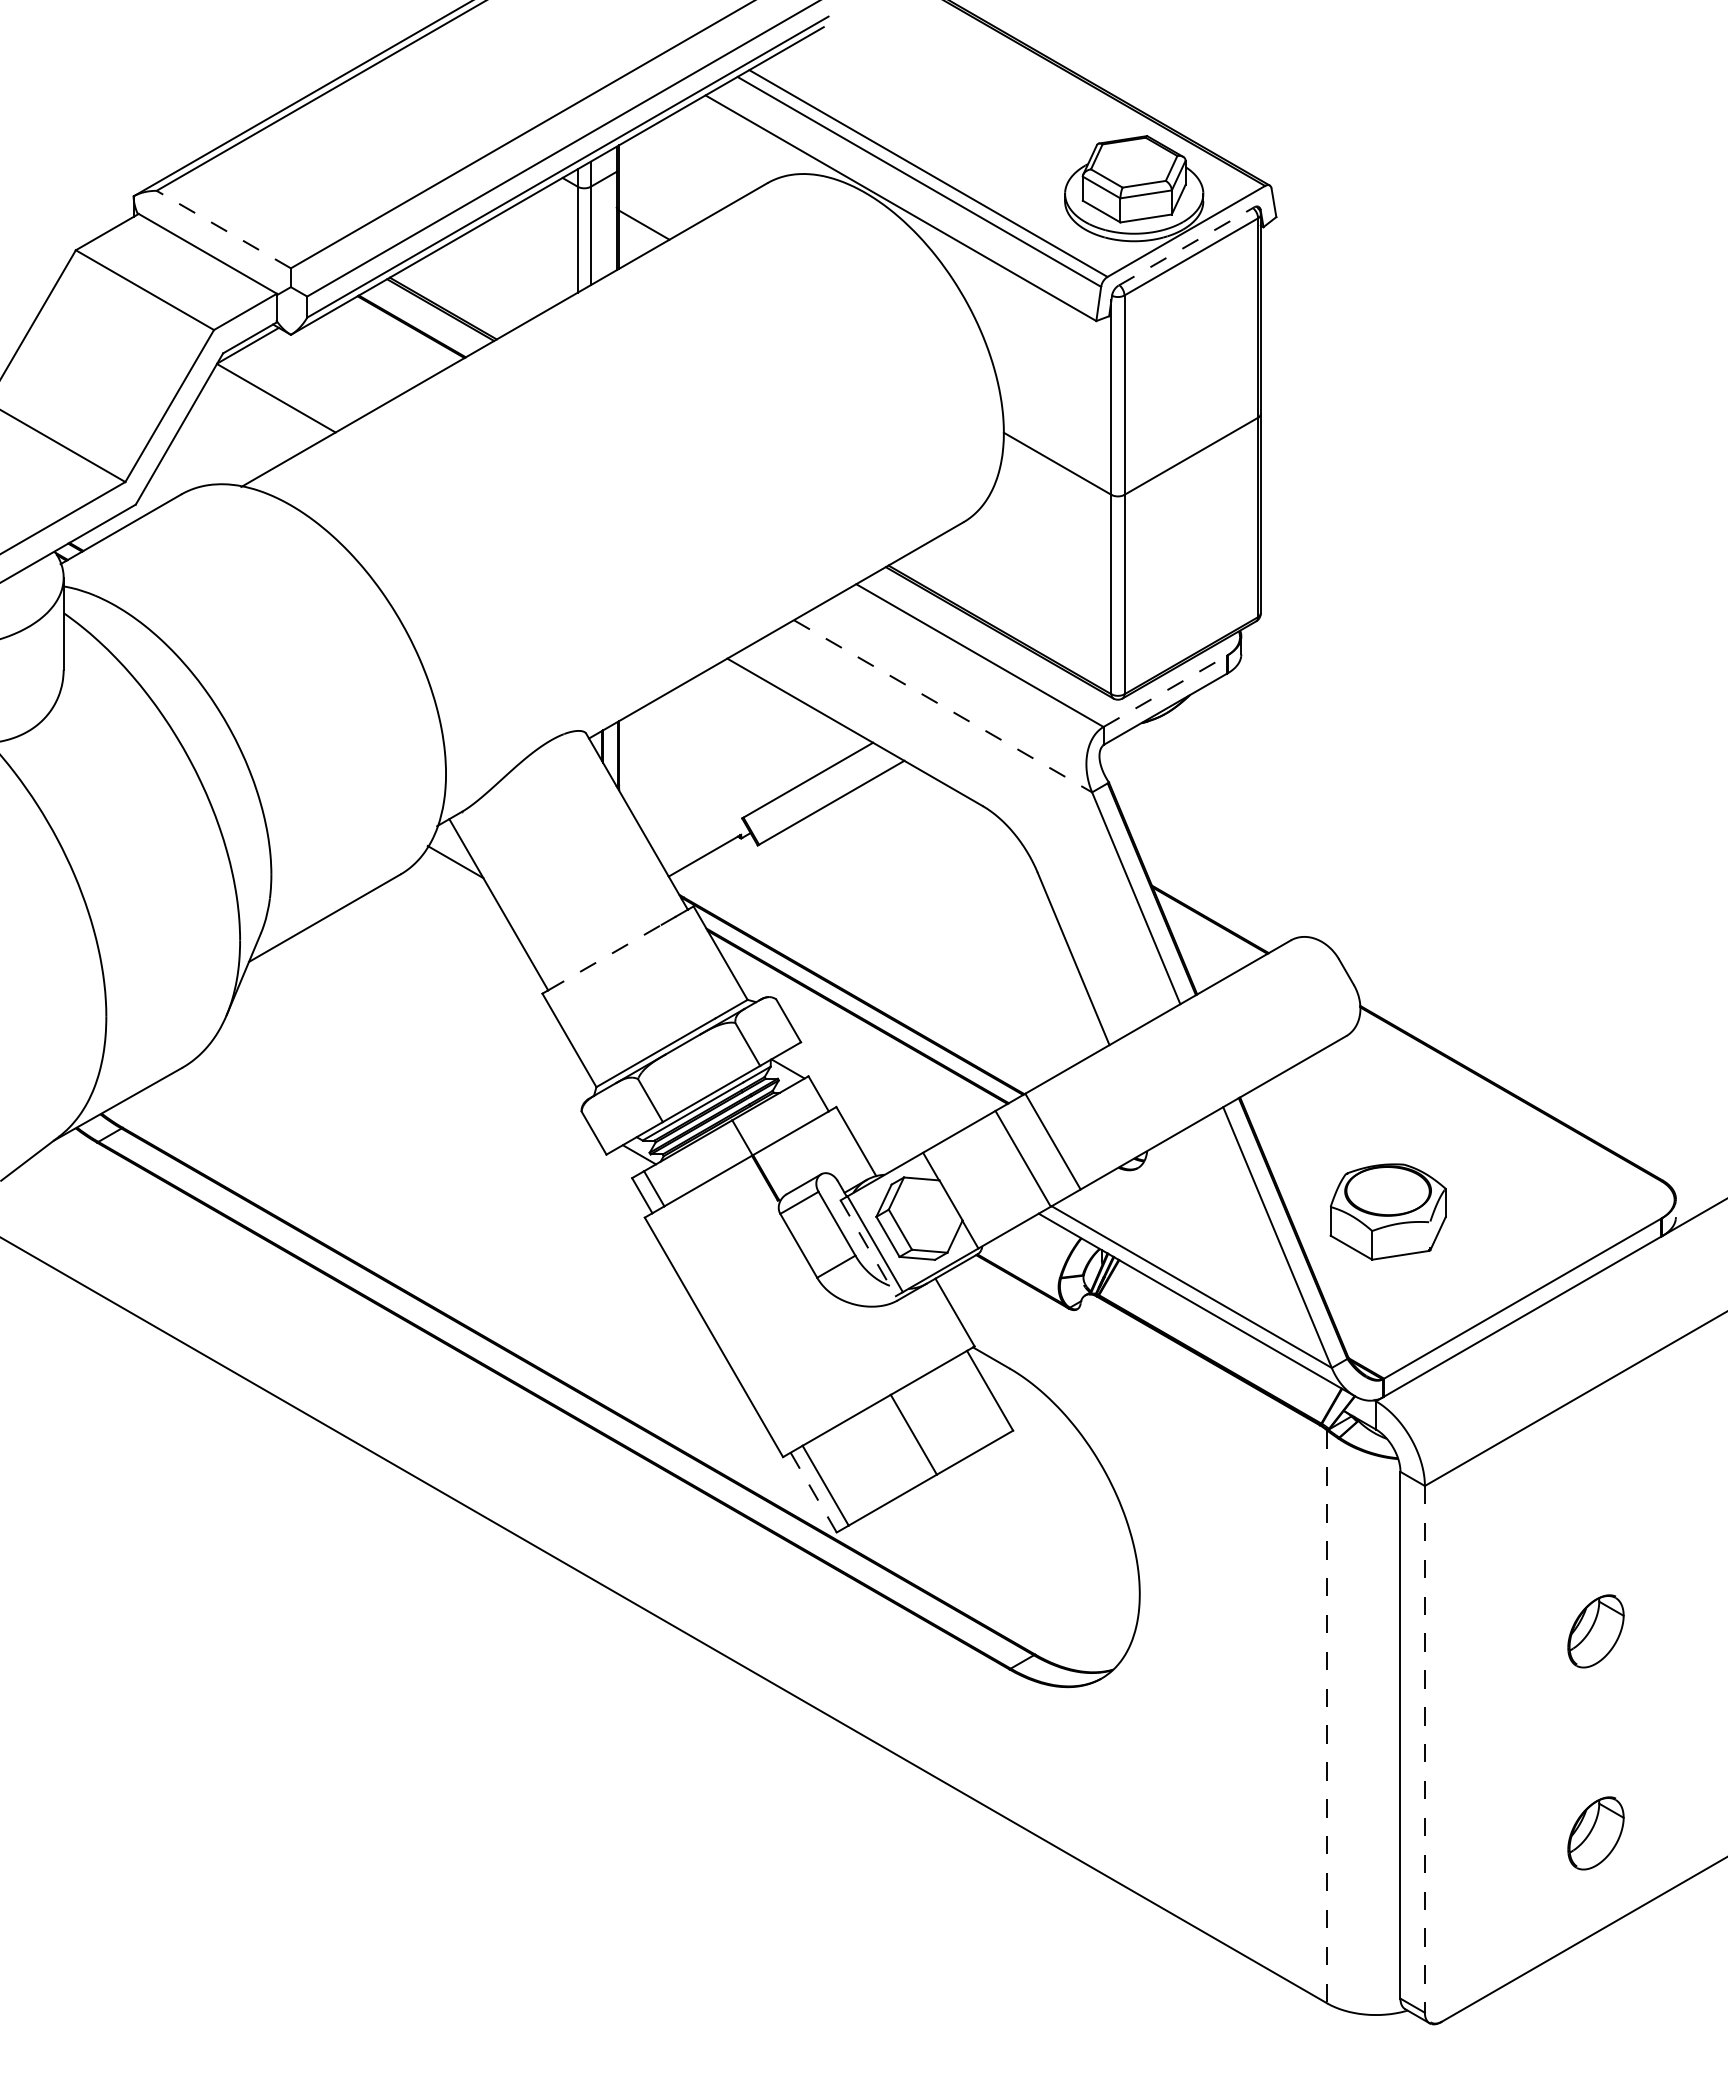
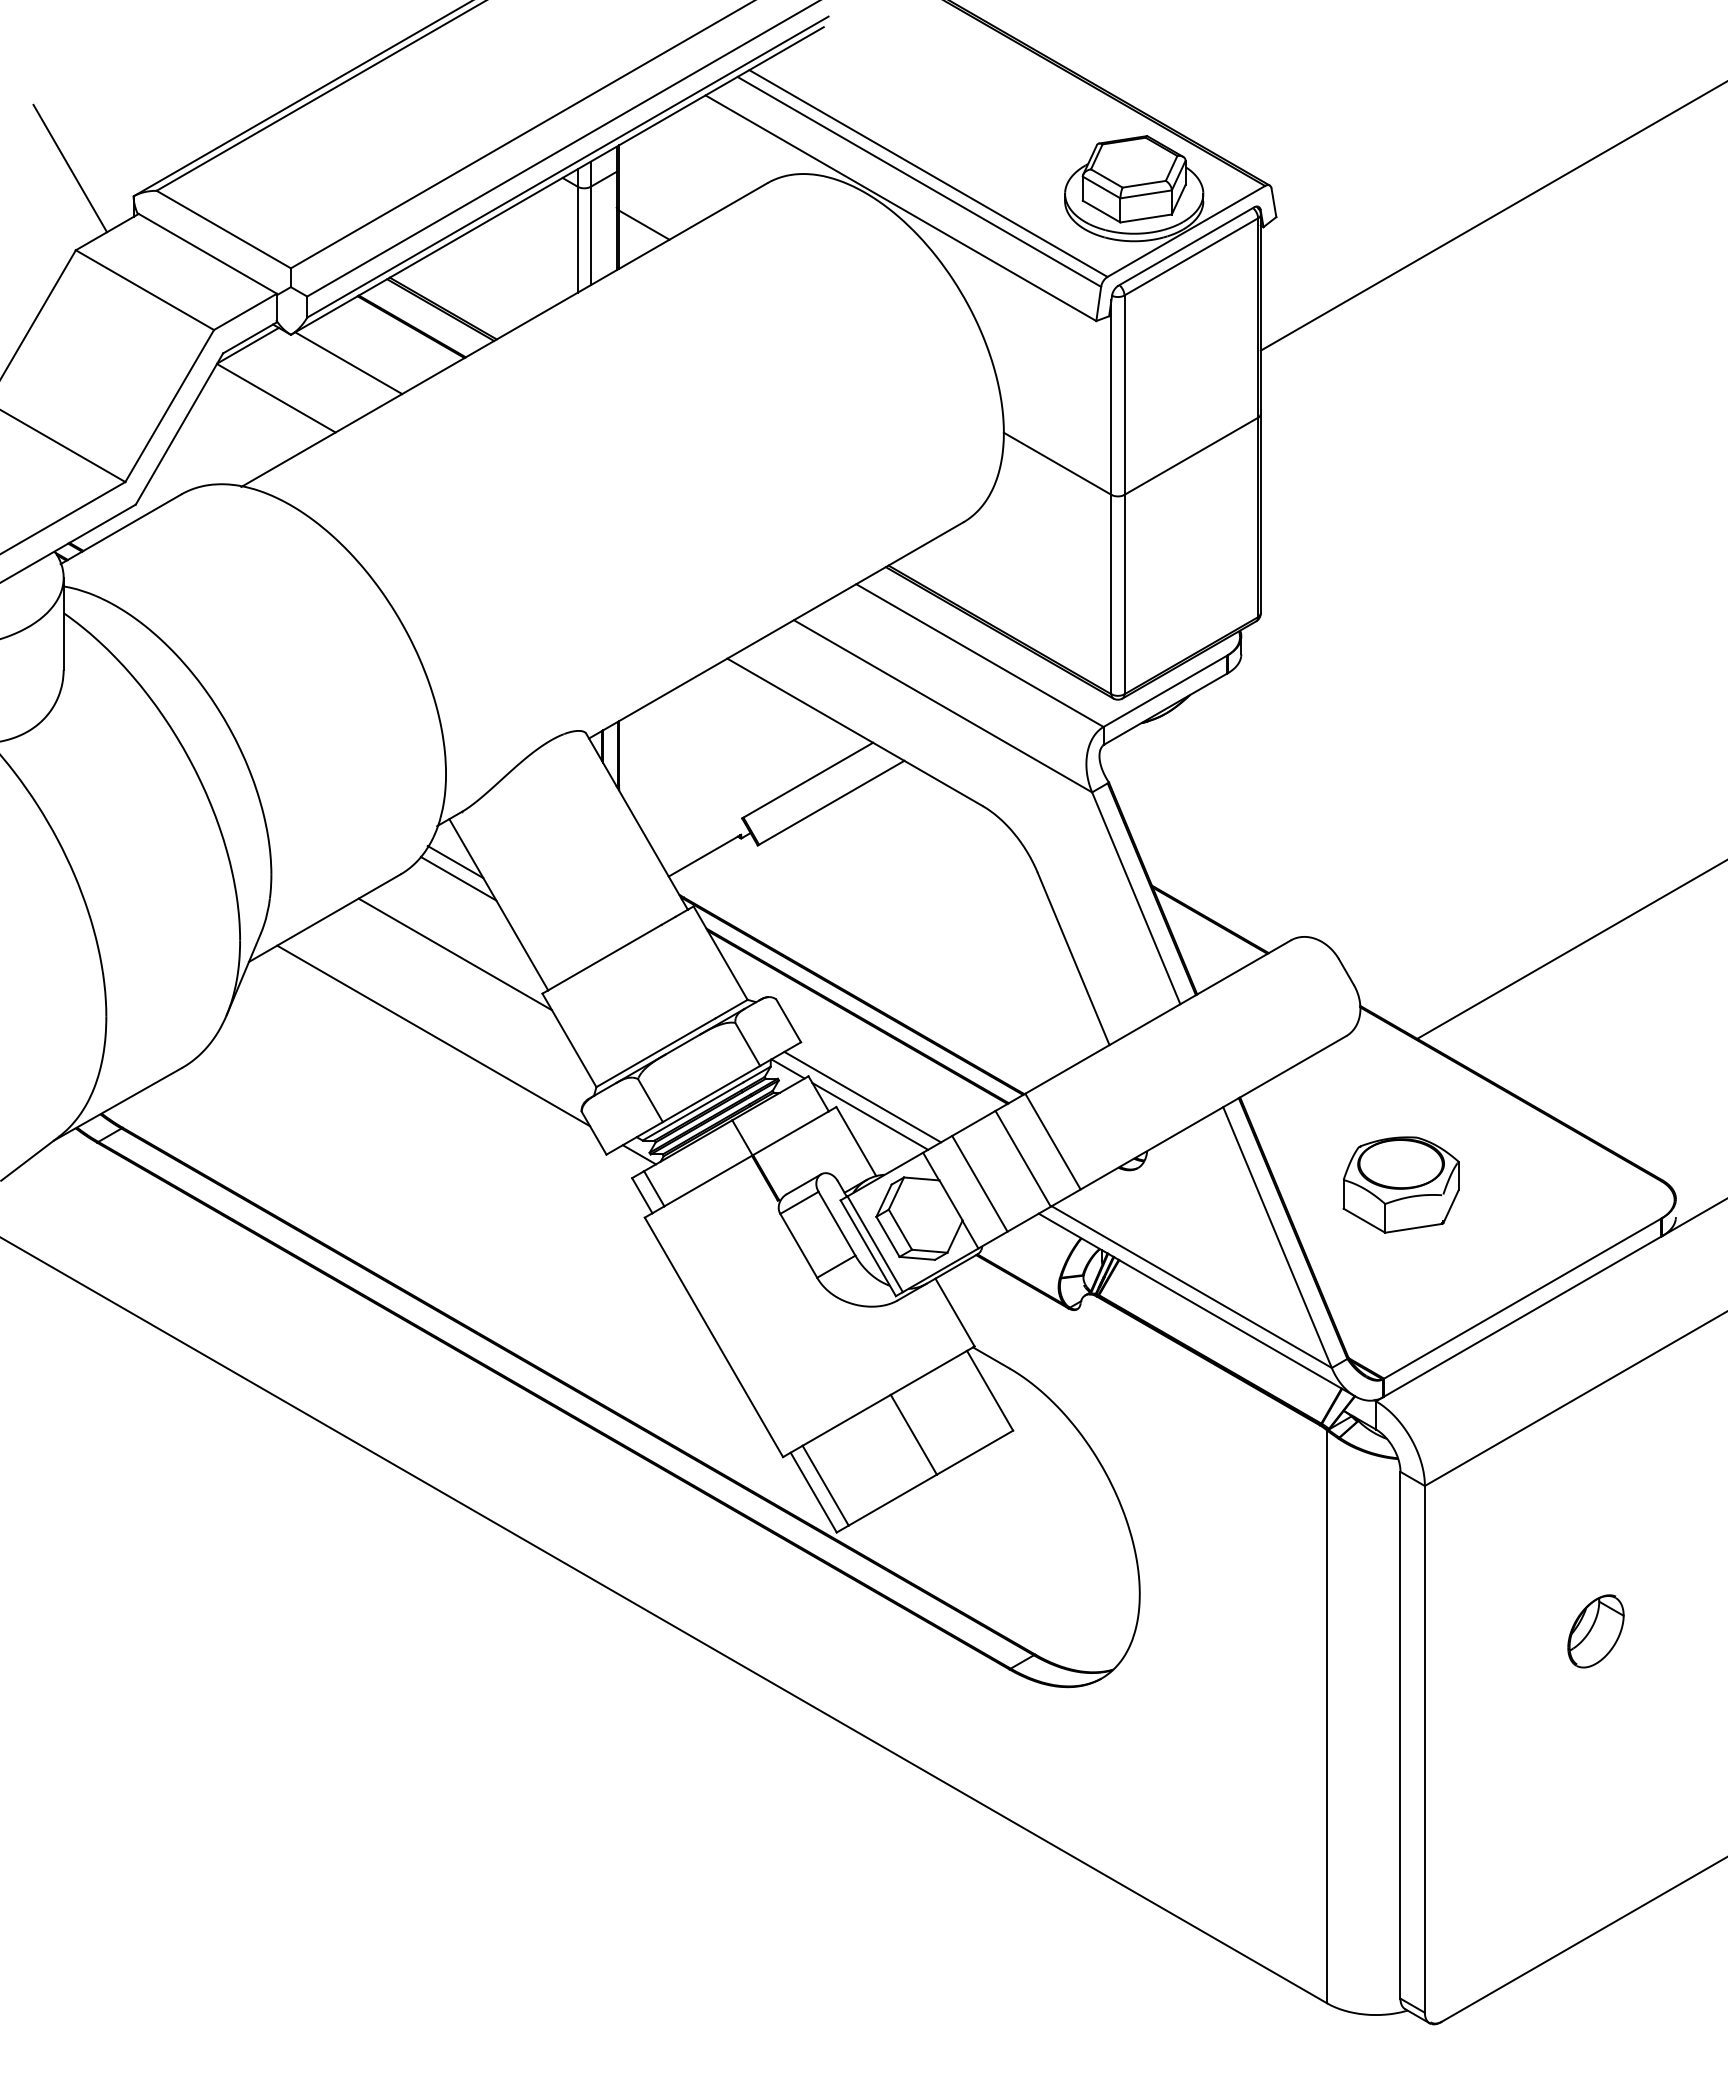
line: none -> present (70, 168)
line: none -> present (1492, 216)
line: dashed -> solid (223, 229)
line: dashed -> solid (1186, 246)
line: none -> present (348, 363)
line: dashed -> solid (1165, 691)
line: dashed -> solid (943, 706)
line: none -> present (458, 878)
line: none -> present (1570, 949)
line: none -> present (455, 954)
line: dashed -> solid (604, 957)
line: none -> present (433, 1035)
line: none -> present (862, 1096)
line: none -> present (870, 1116)
line: none -> present (979, 1183)
part position: (1387, 1211) -> (1400, 1184) (1400, 1184)
line: dashed -> solid (868, 1248)
line: dashed -> solid (813, 1492)
line: dashed -> solid (1327, 1717)
line: dashed -> solid (1424, 1749)
part: present -> none (1595, 1833)
